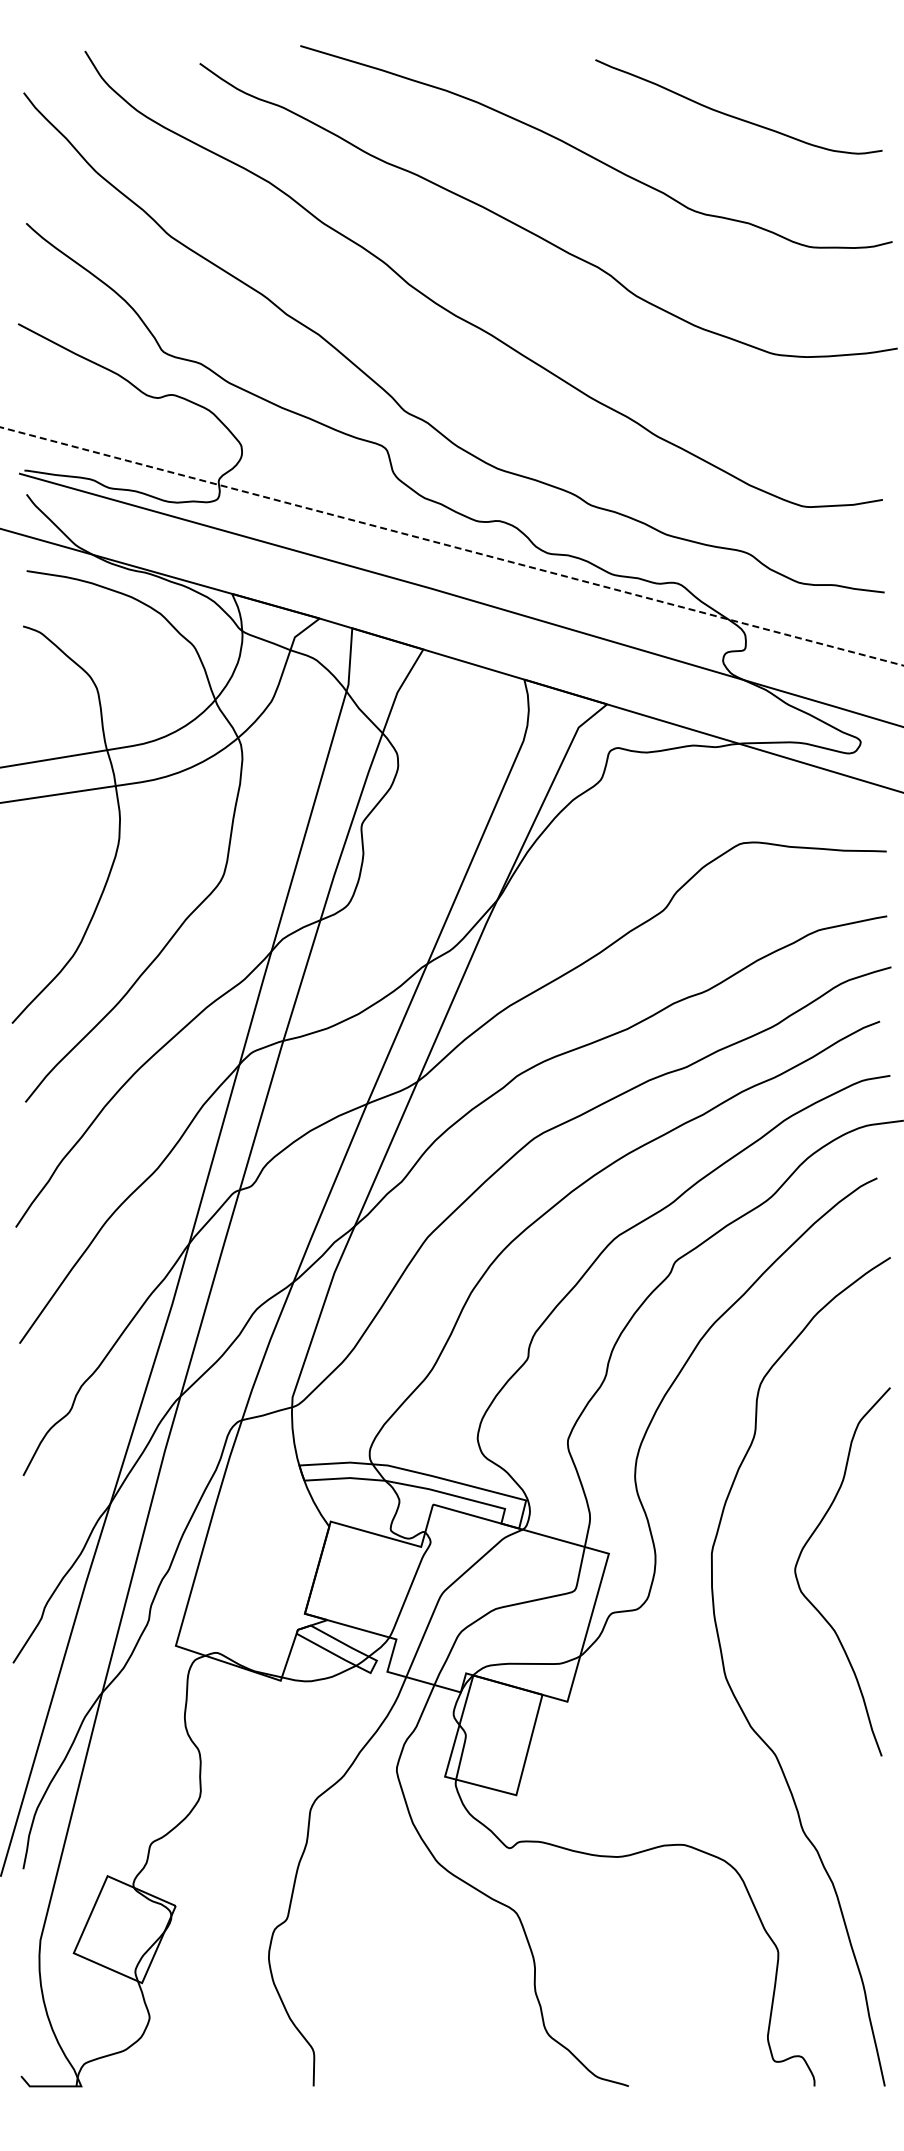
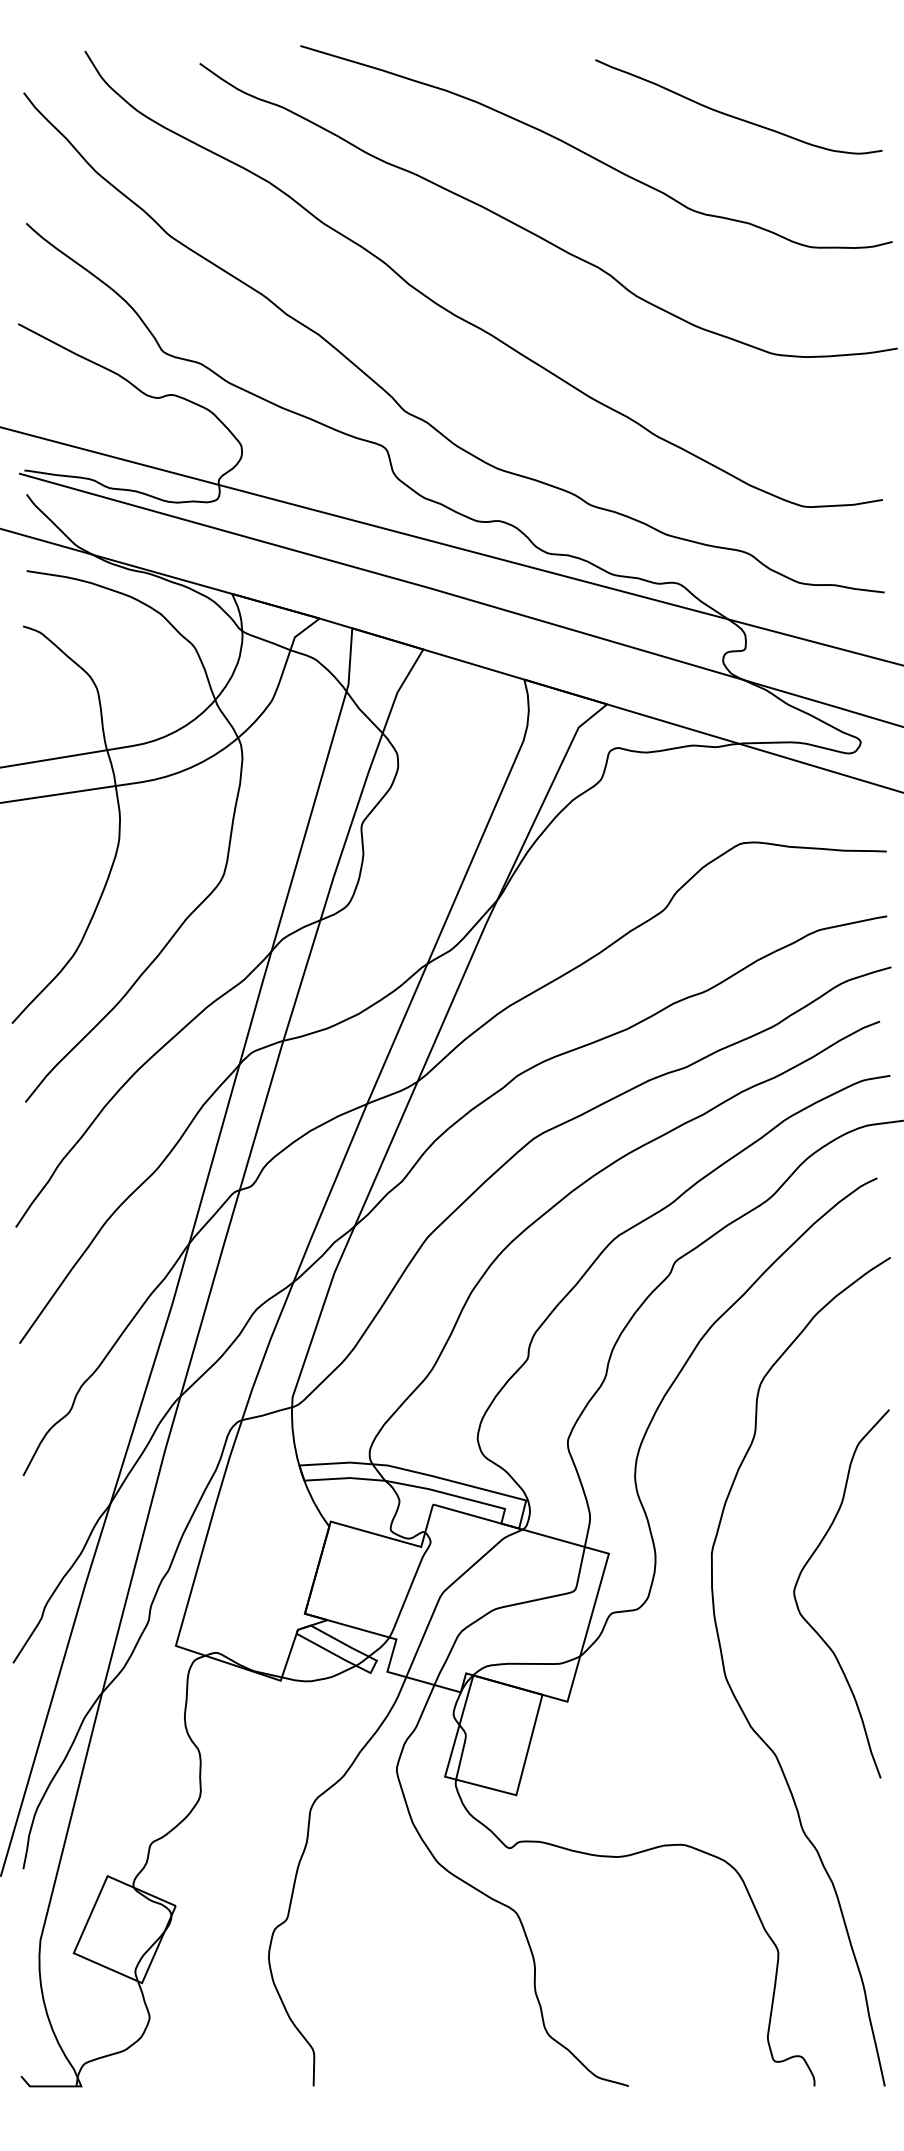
line: dashed -> solid (451, 546)
curve position: (807, 1597) -> (806, 1619) (806, 1619)
